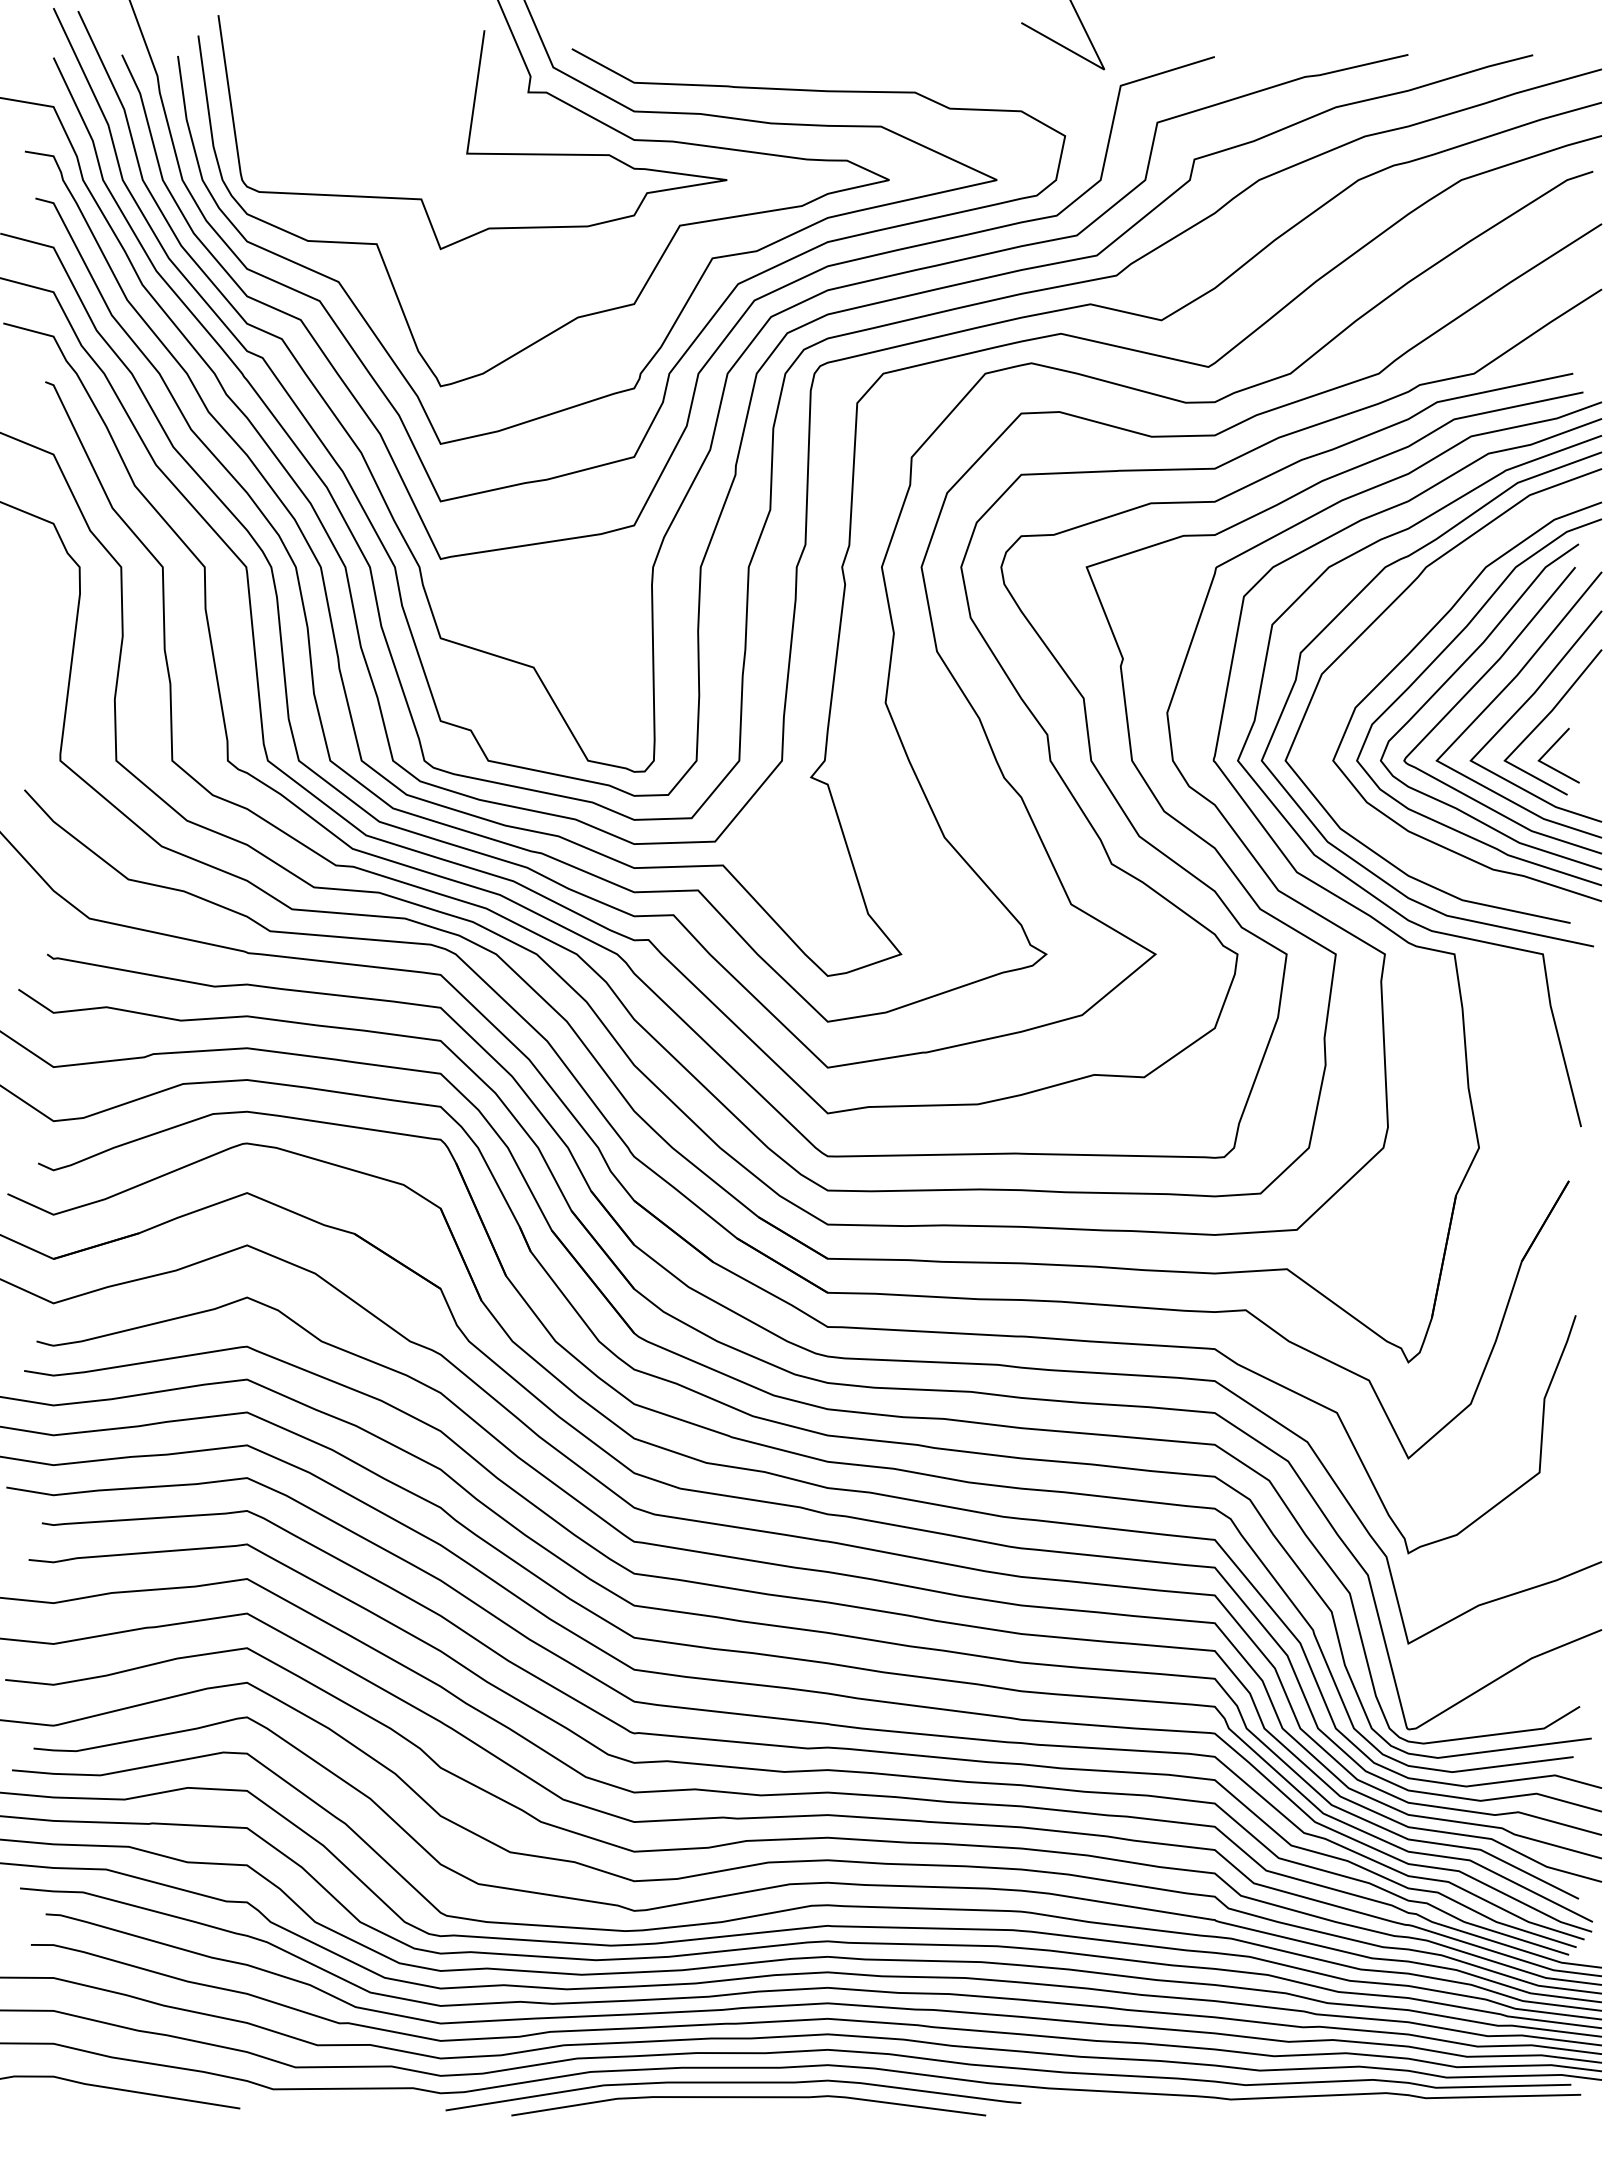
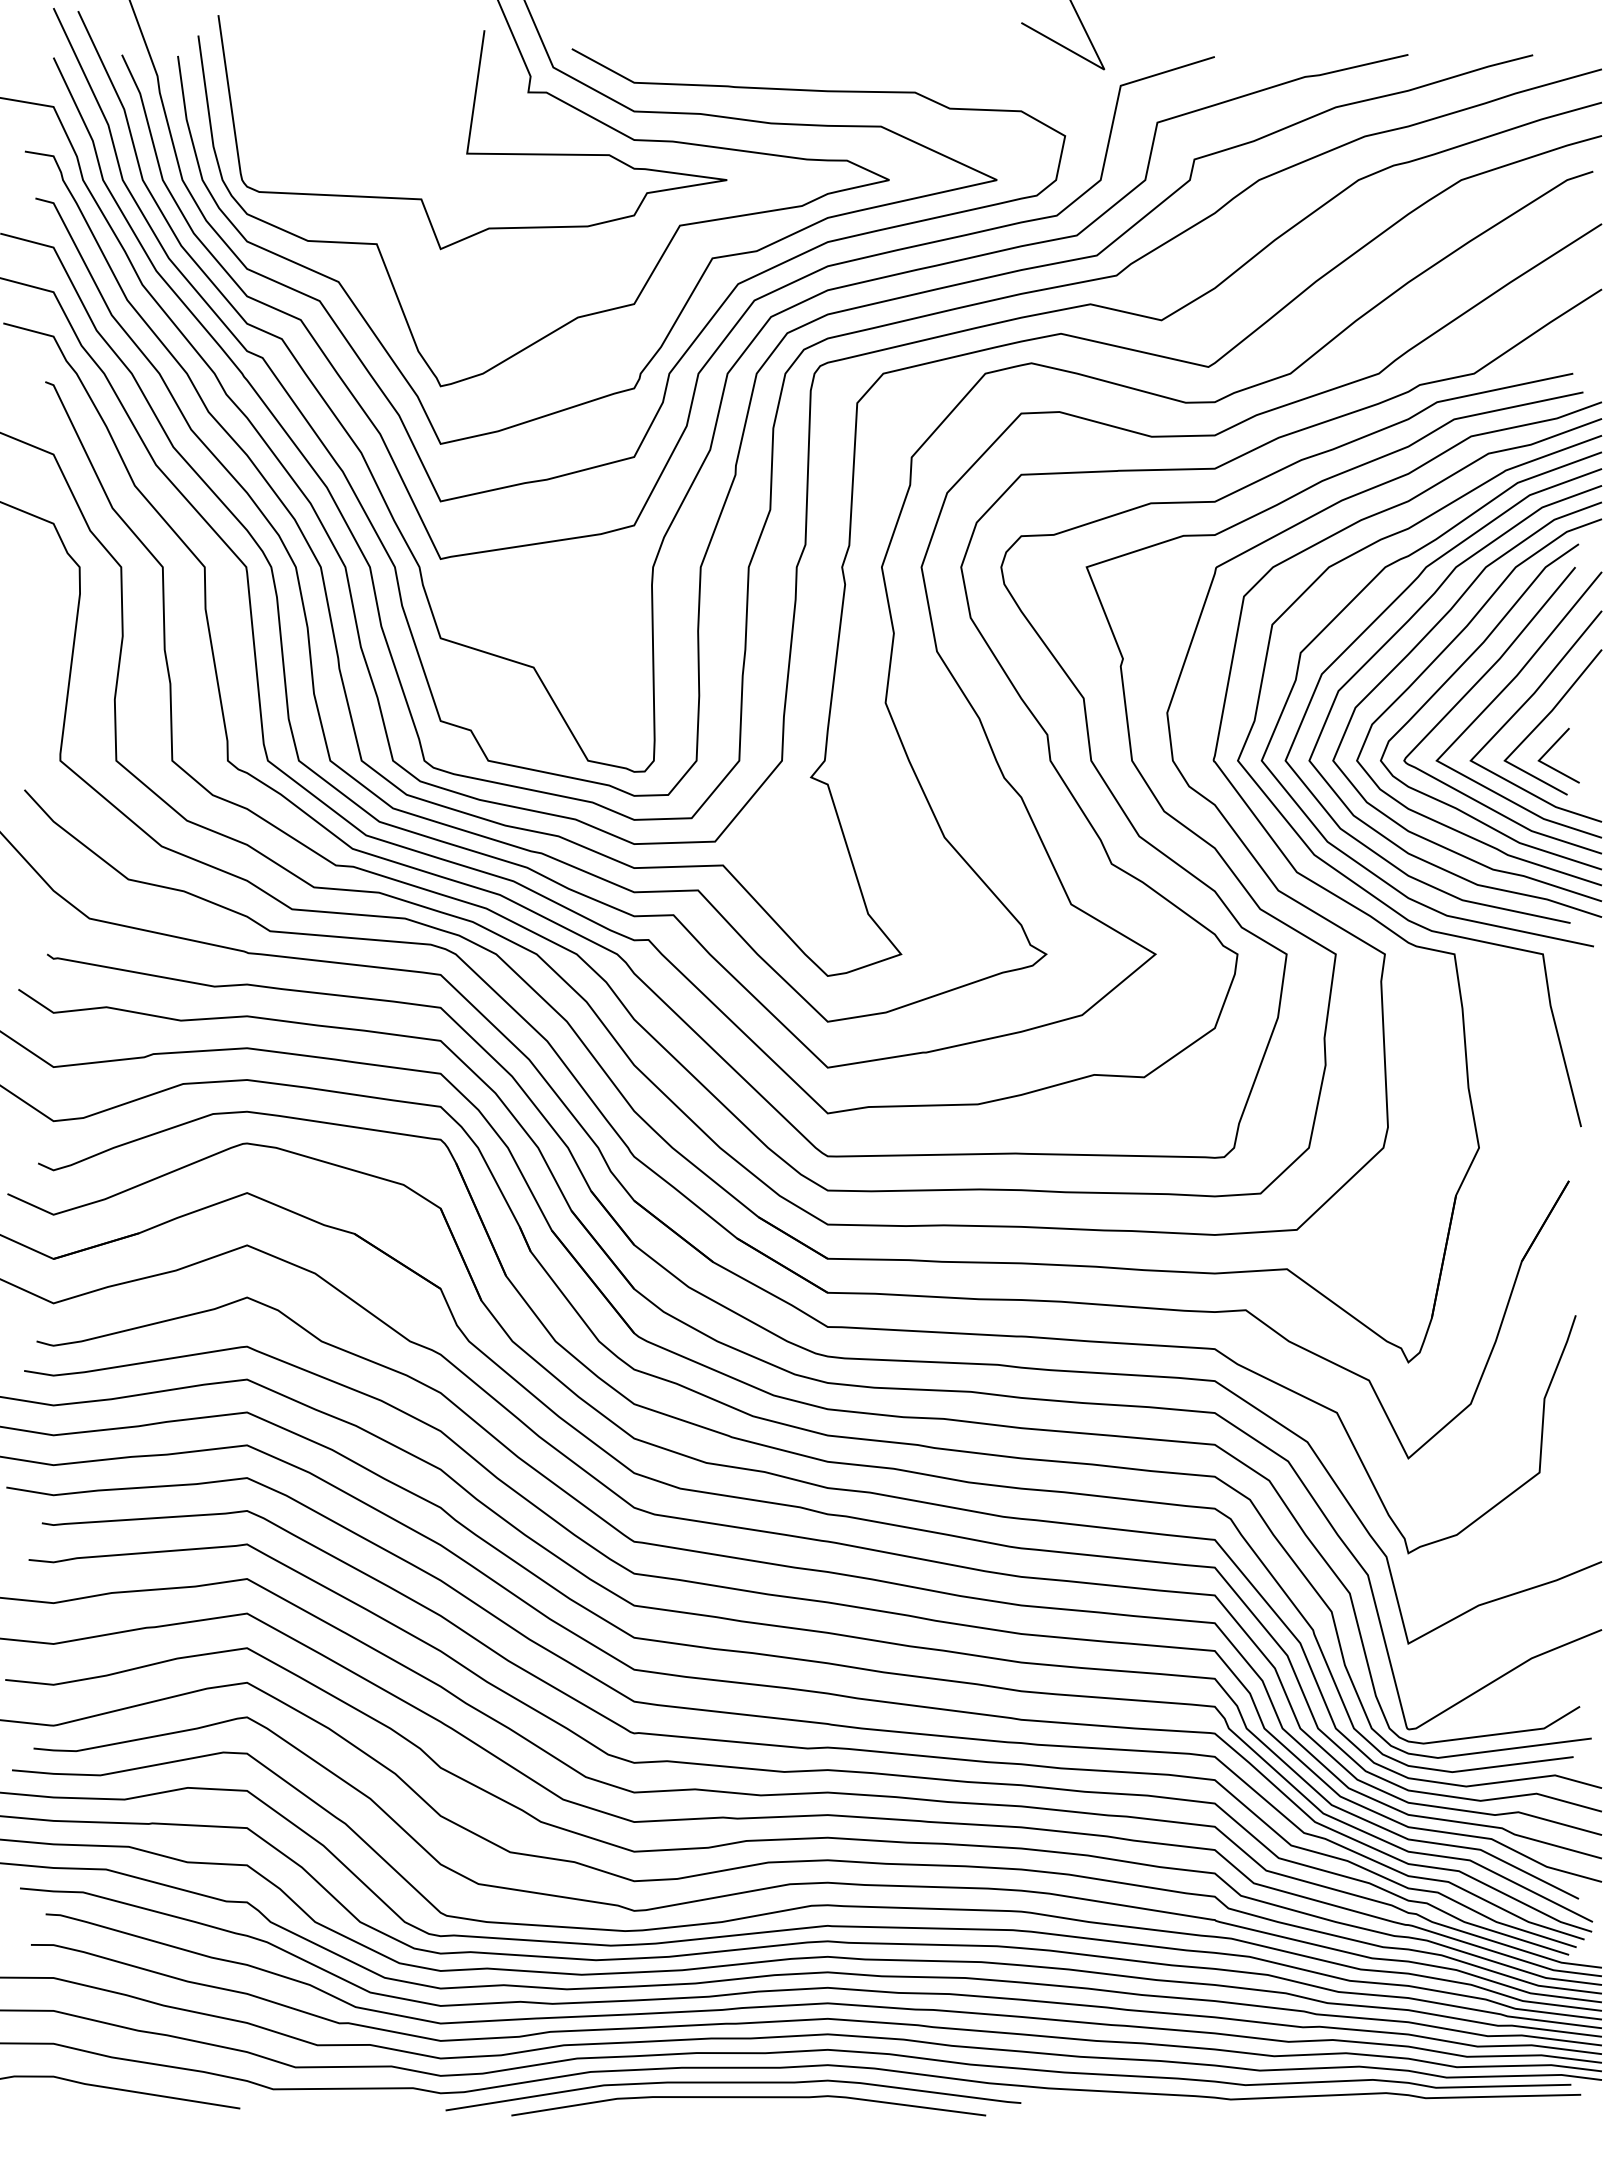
curve: none -> present (1392, 638)
